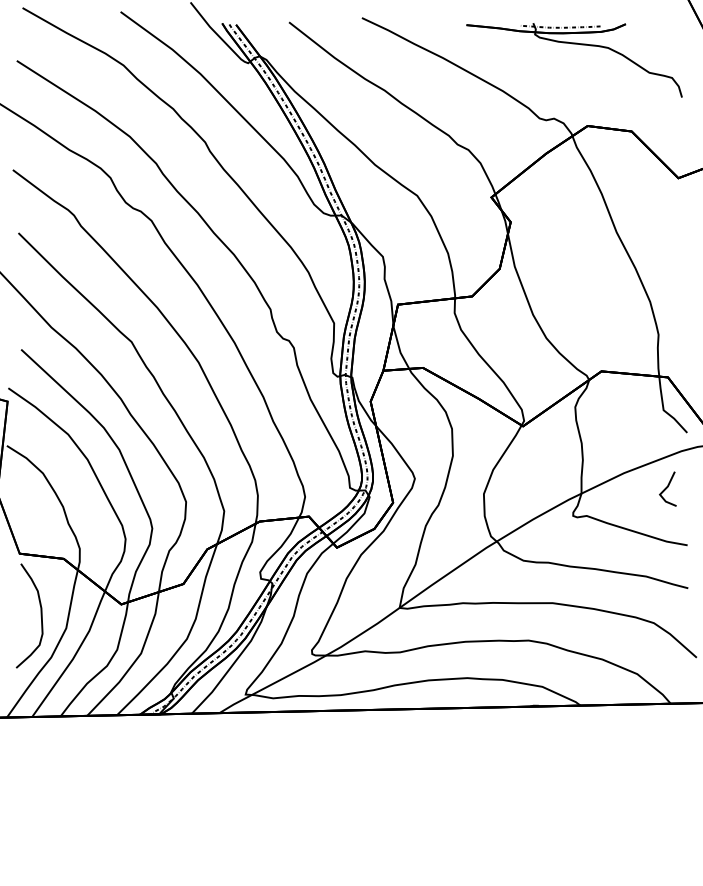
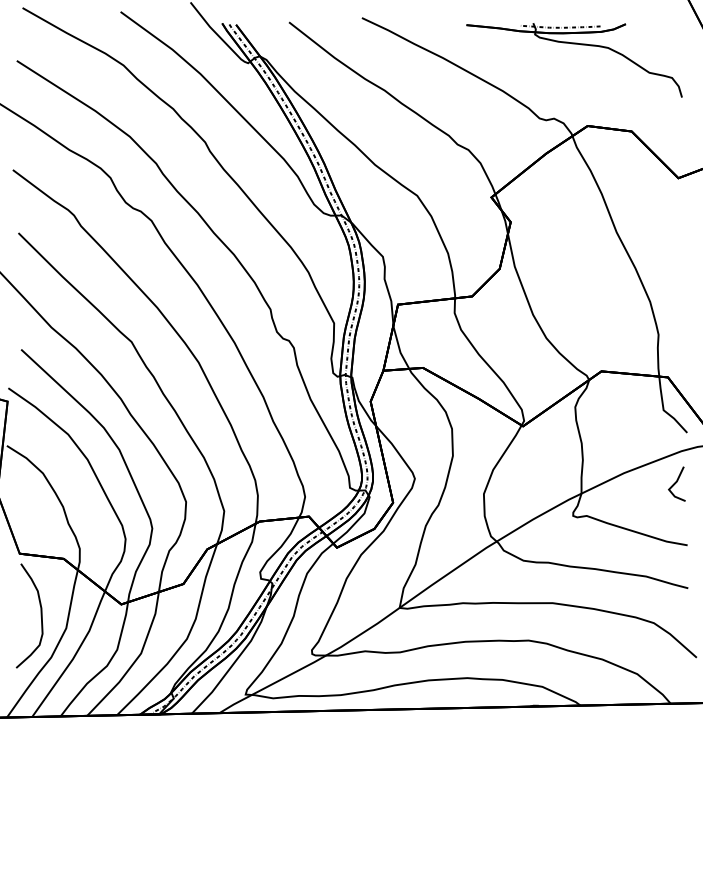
line position: (667, 488) -> (676, 483) (676, 483)
